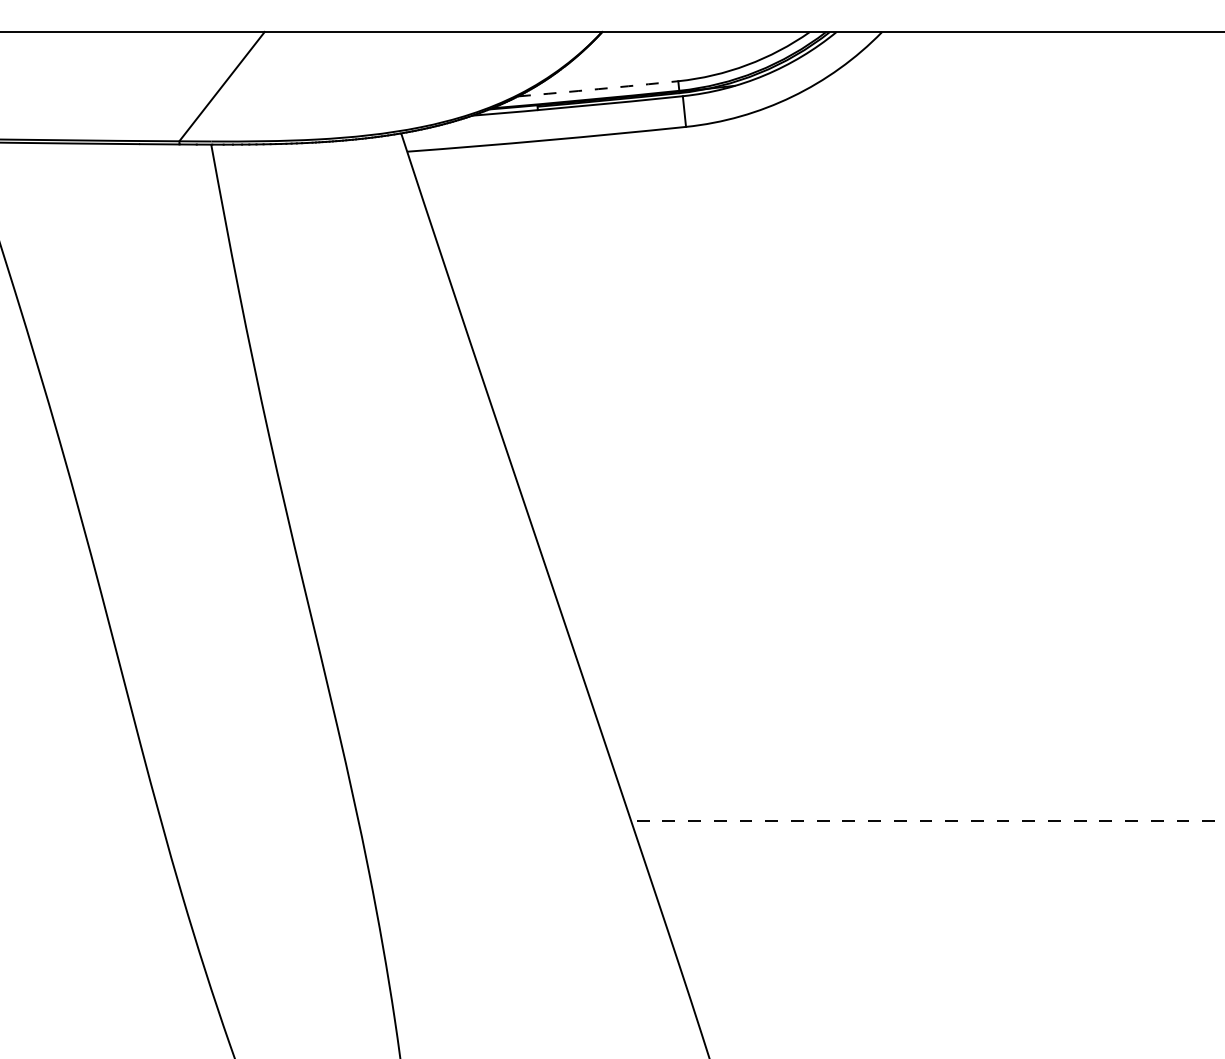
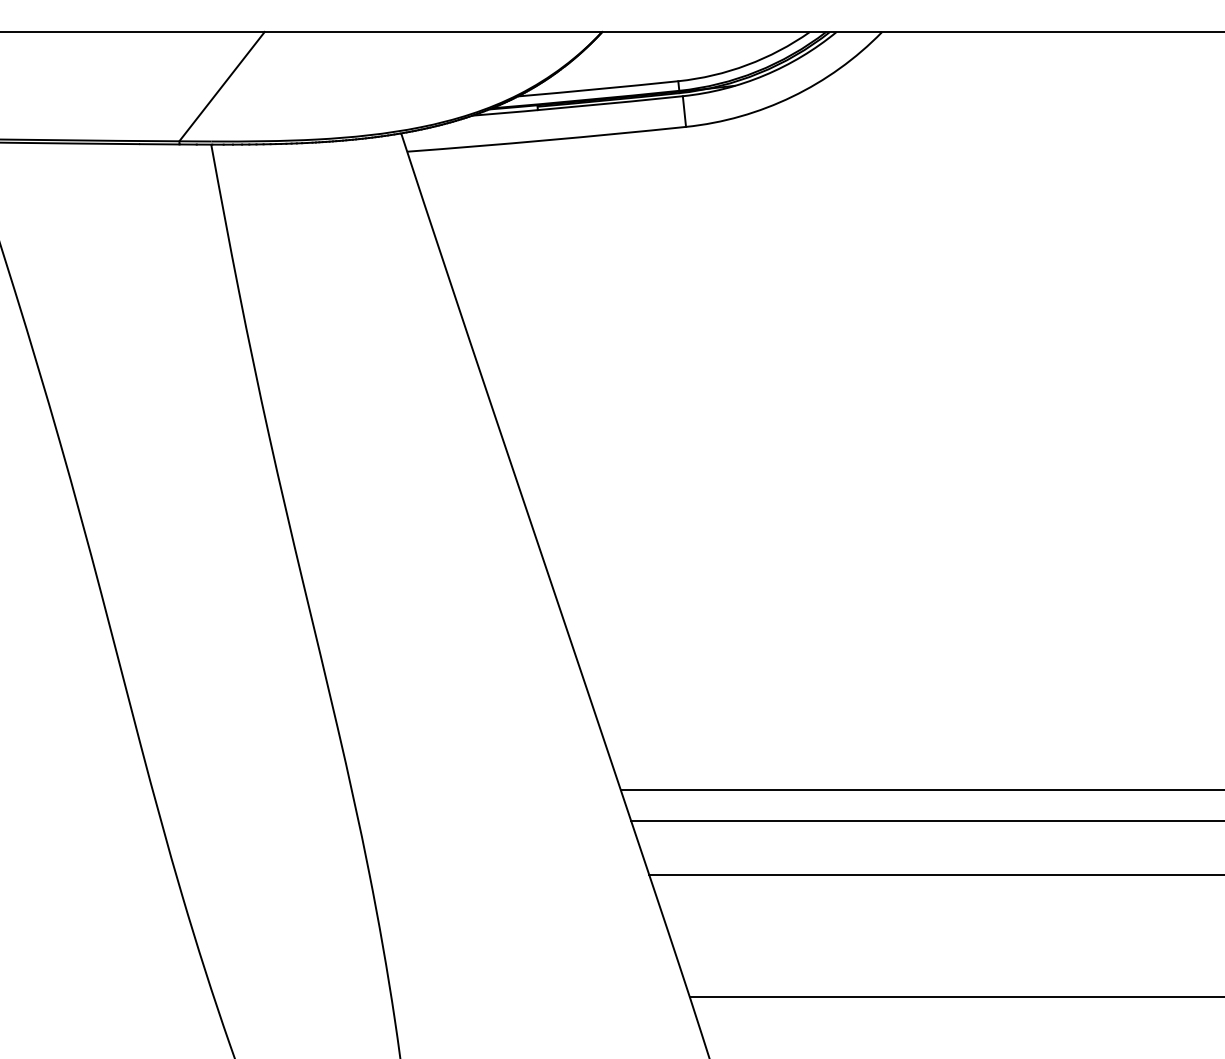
arc: dashed -> solid (598, 89)
line: none -> present (920, 790)
line: dashed -> solid (927, 820)
line: none -> present (935, 874)
line: none -> present (955, 997)
